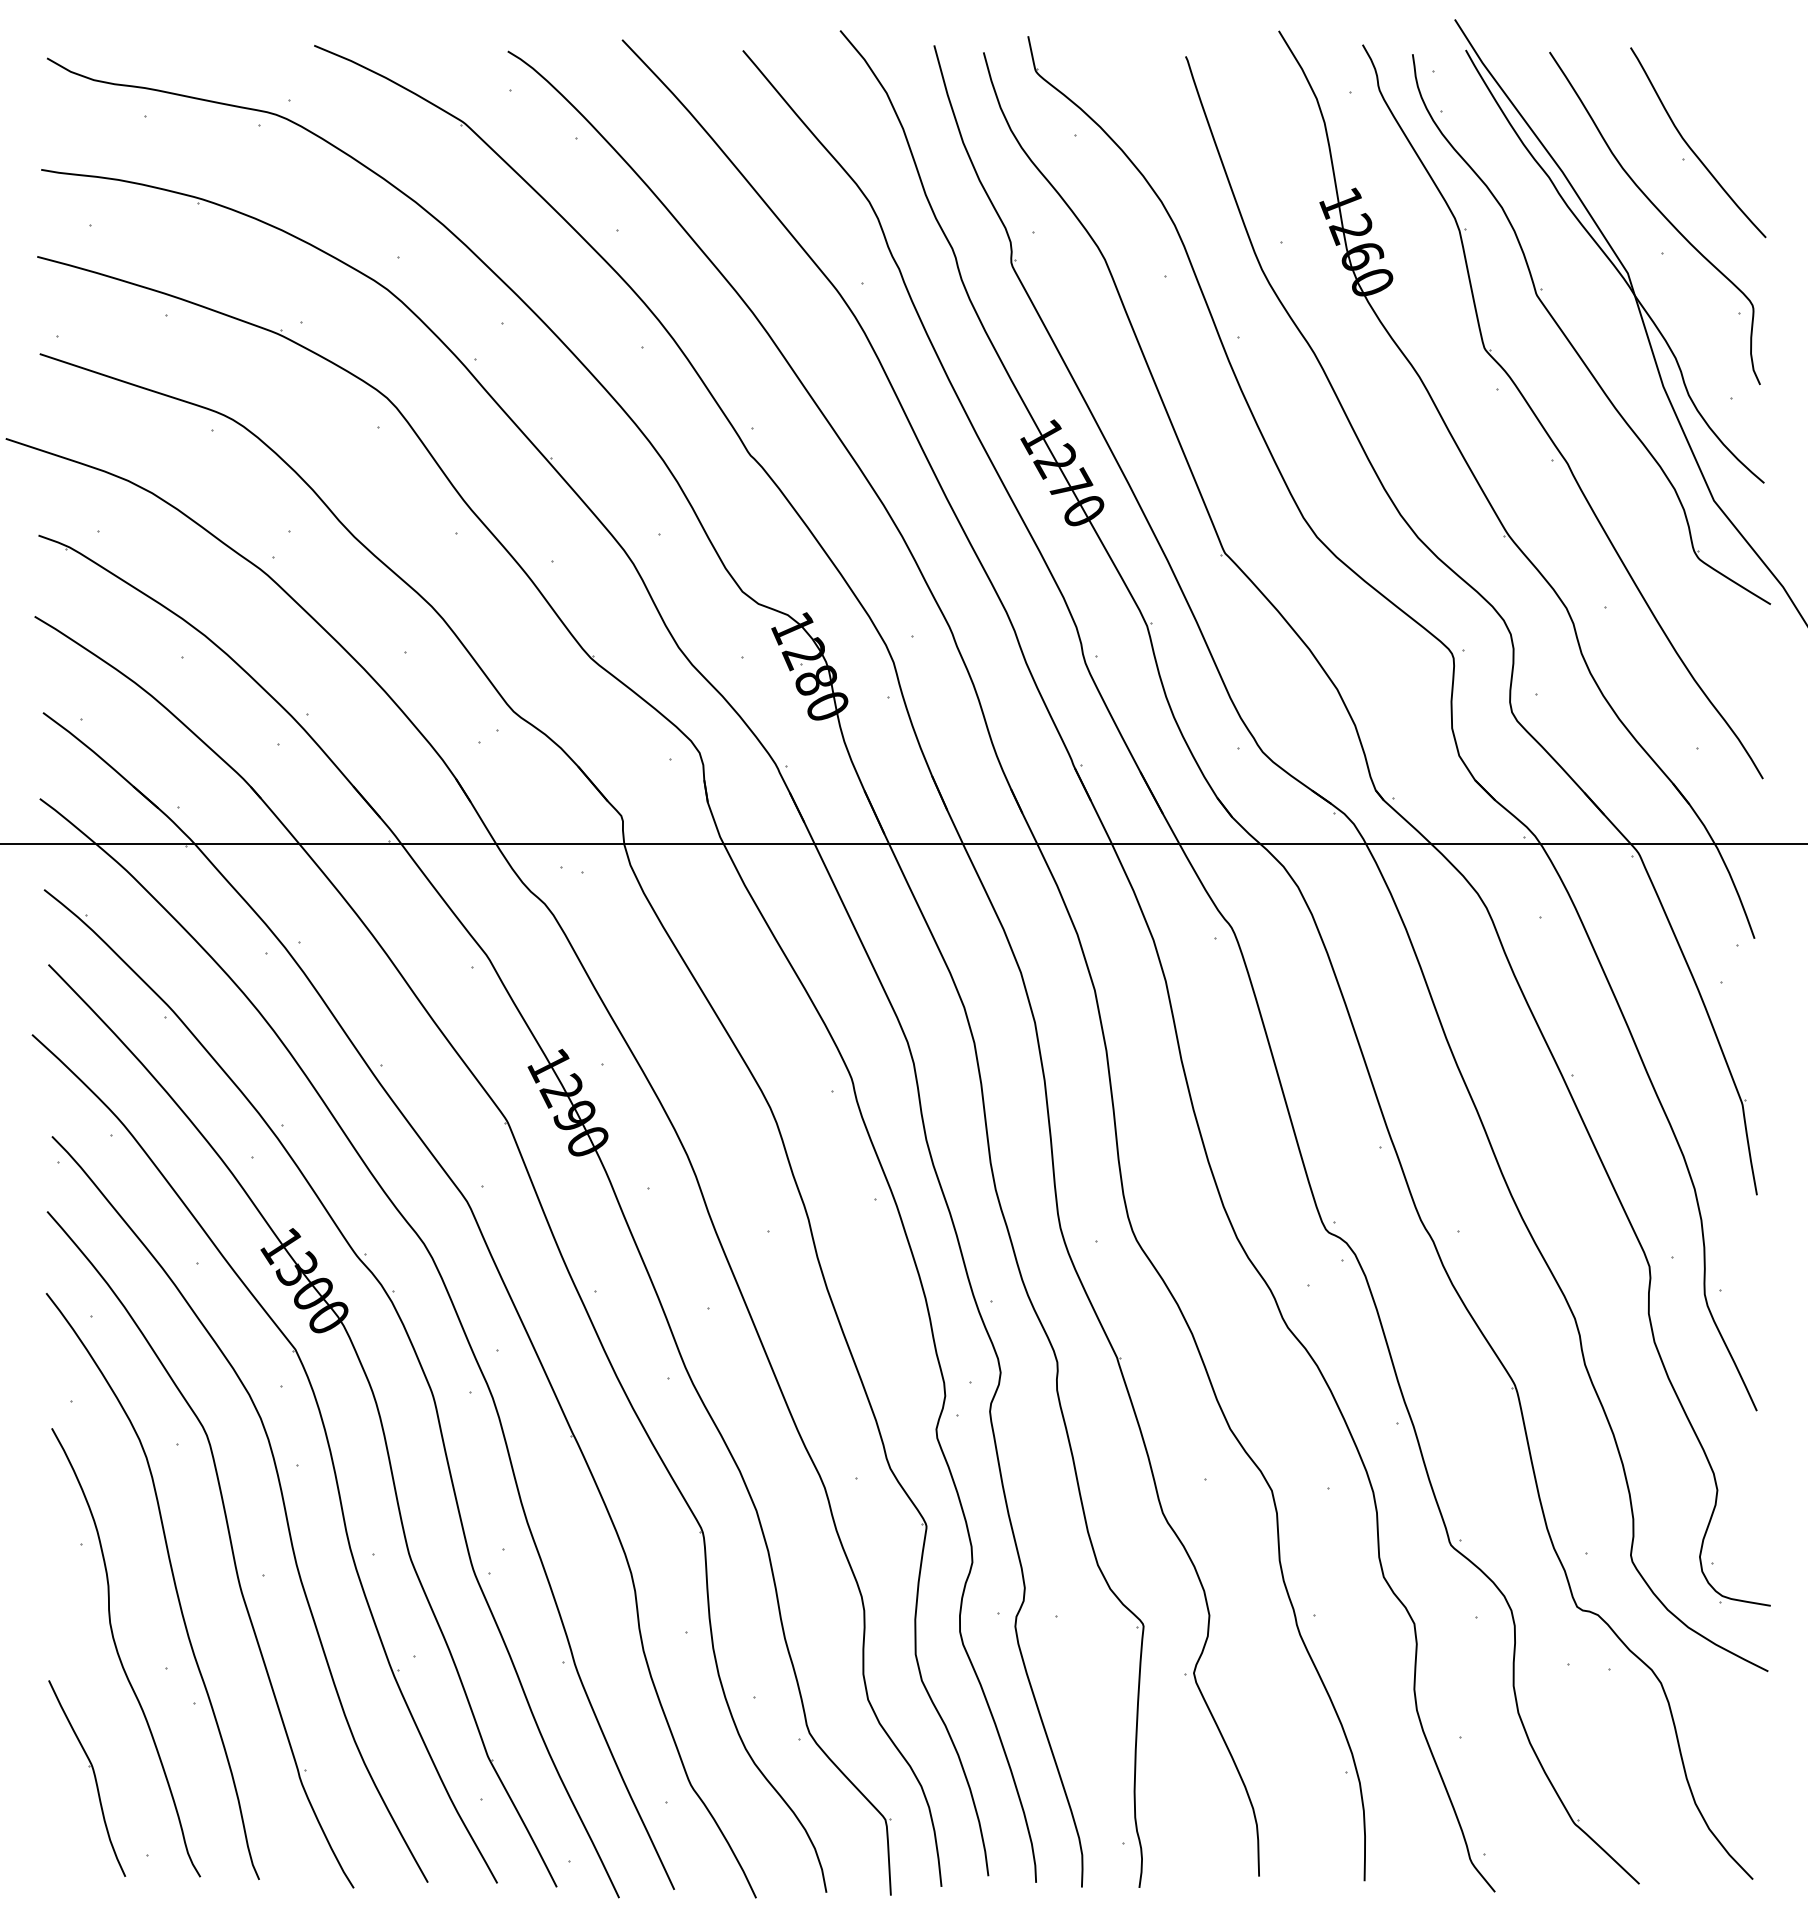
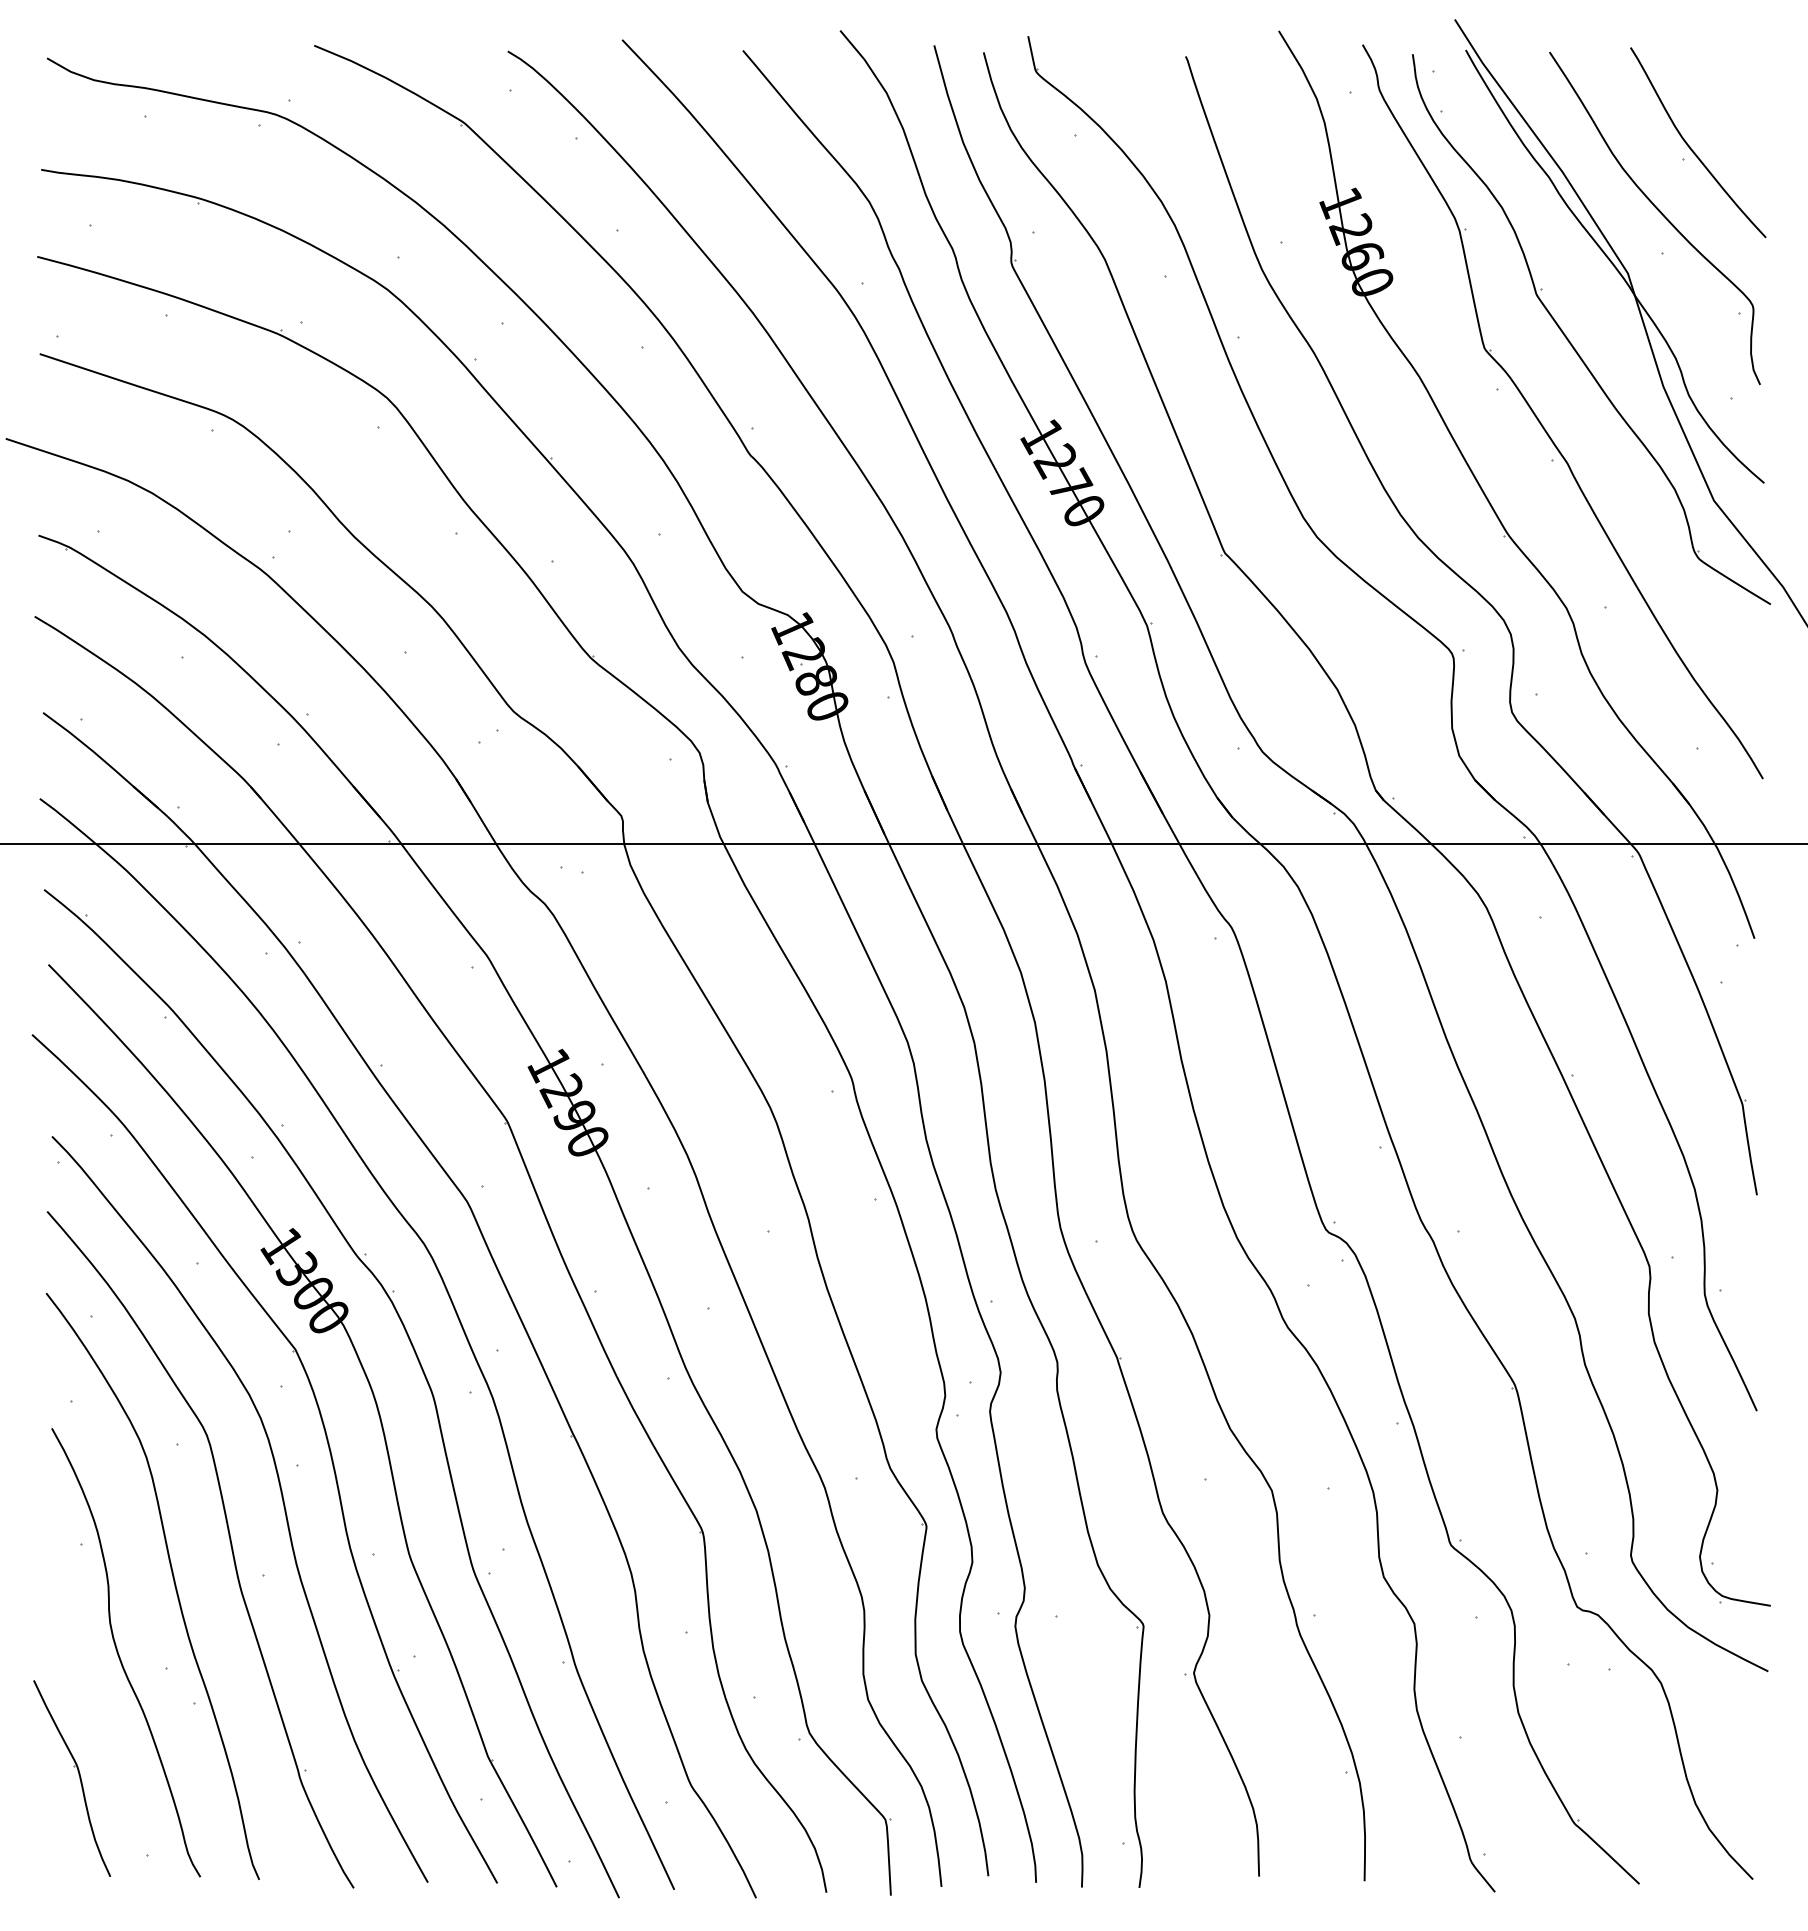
part position: (94, 1778) -> (79, 1778) (79, 1778)
